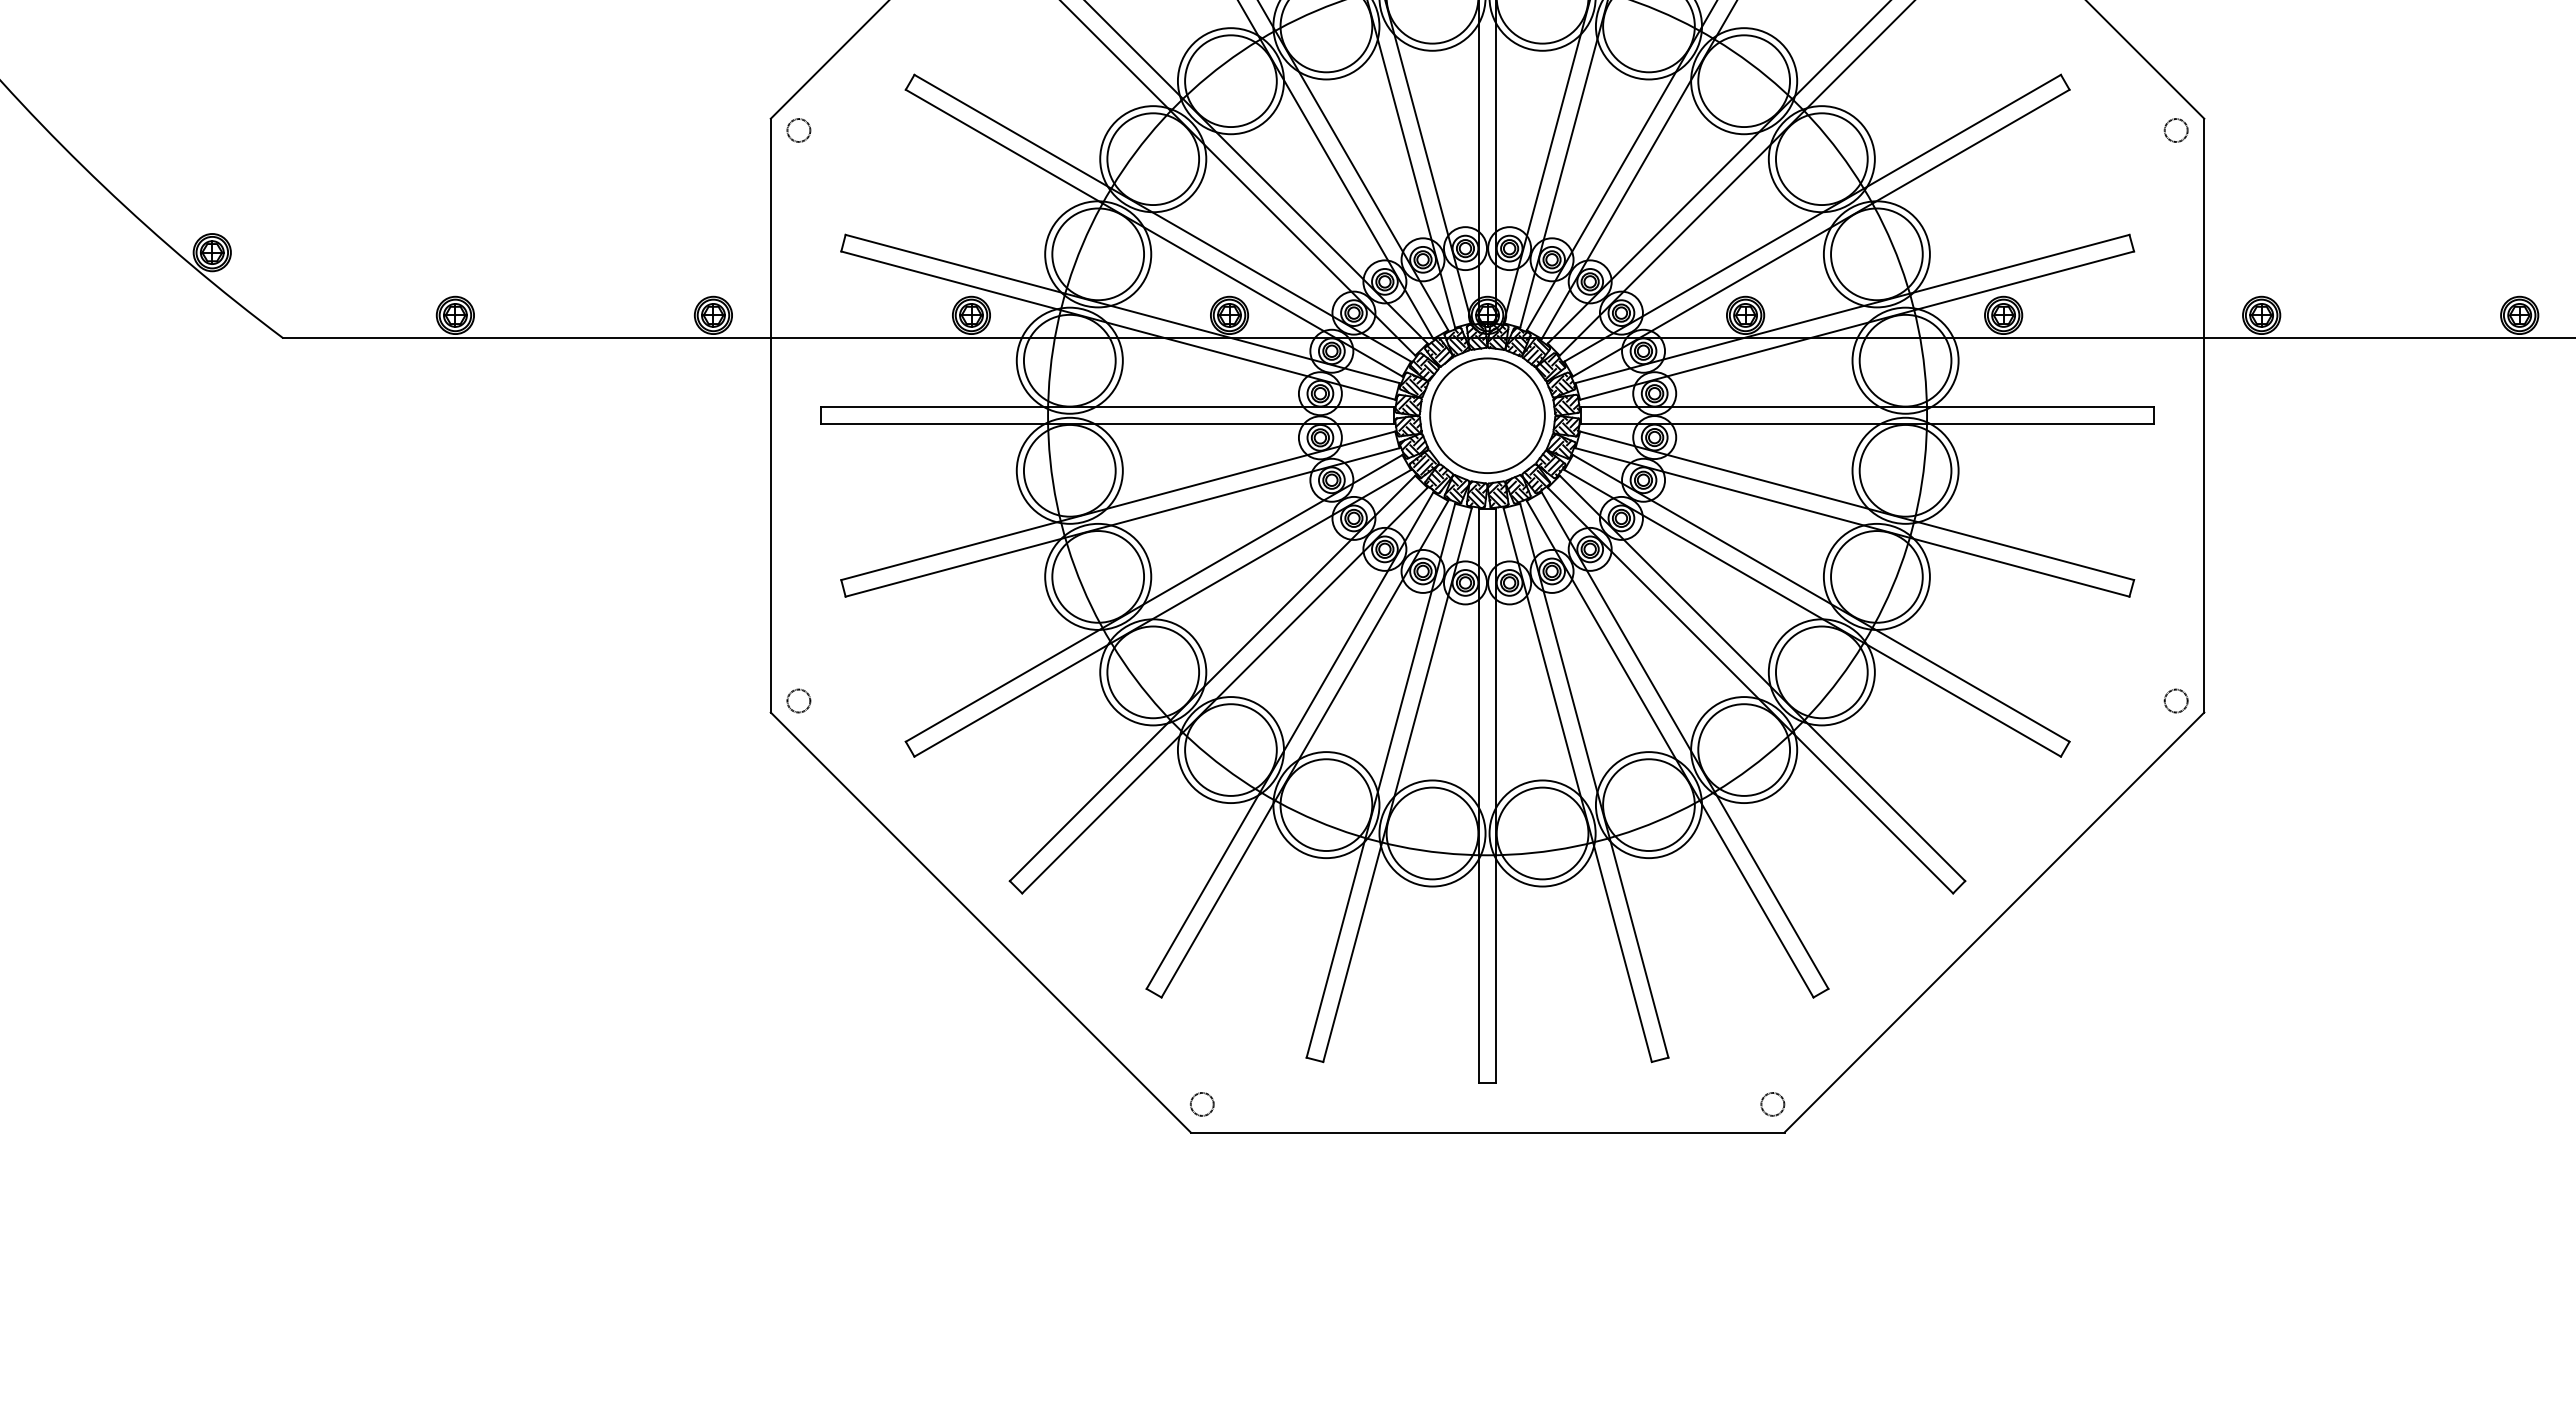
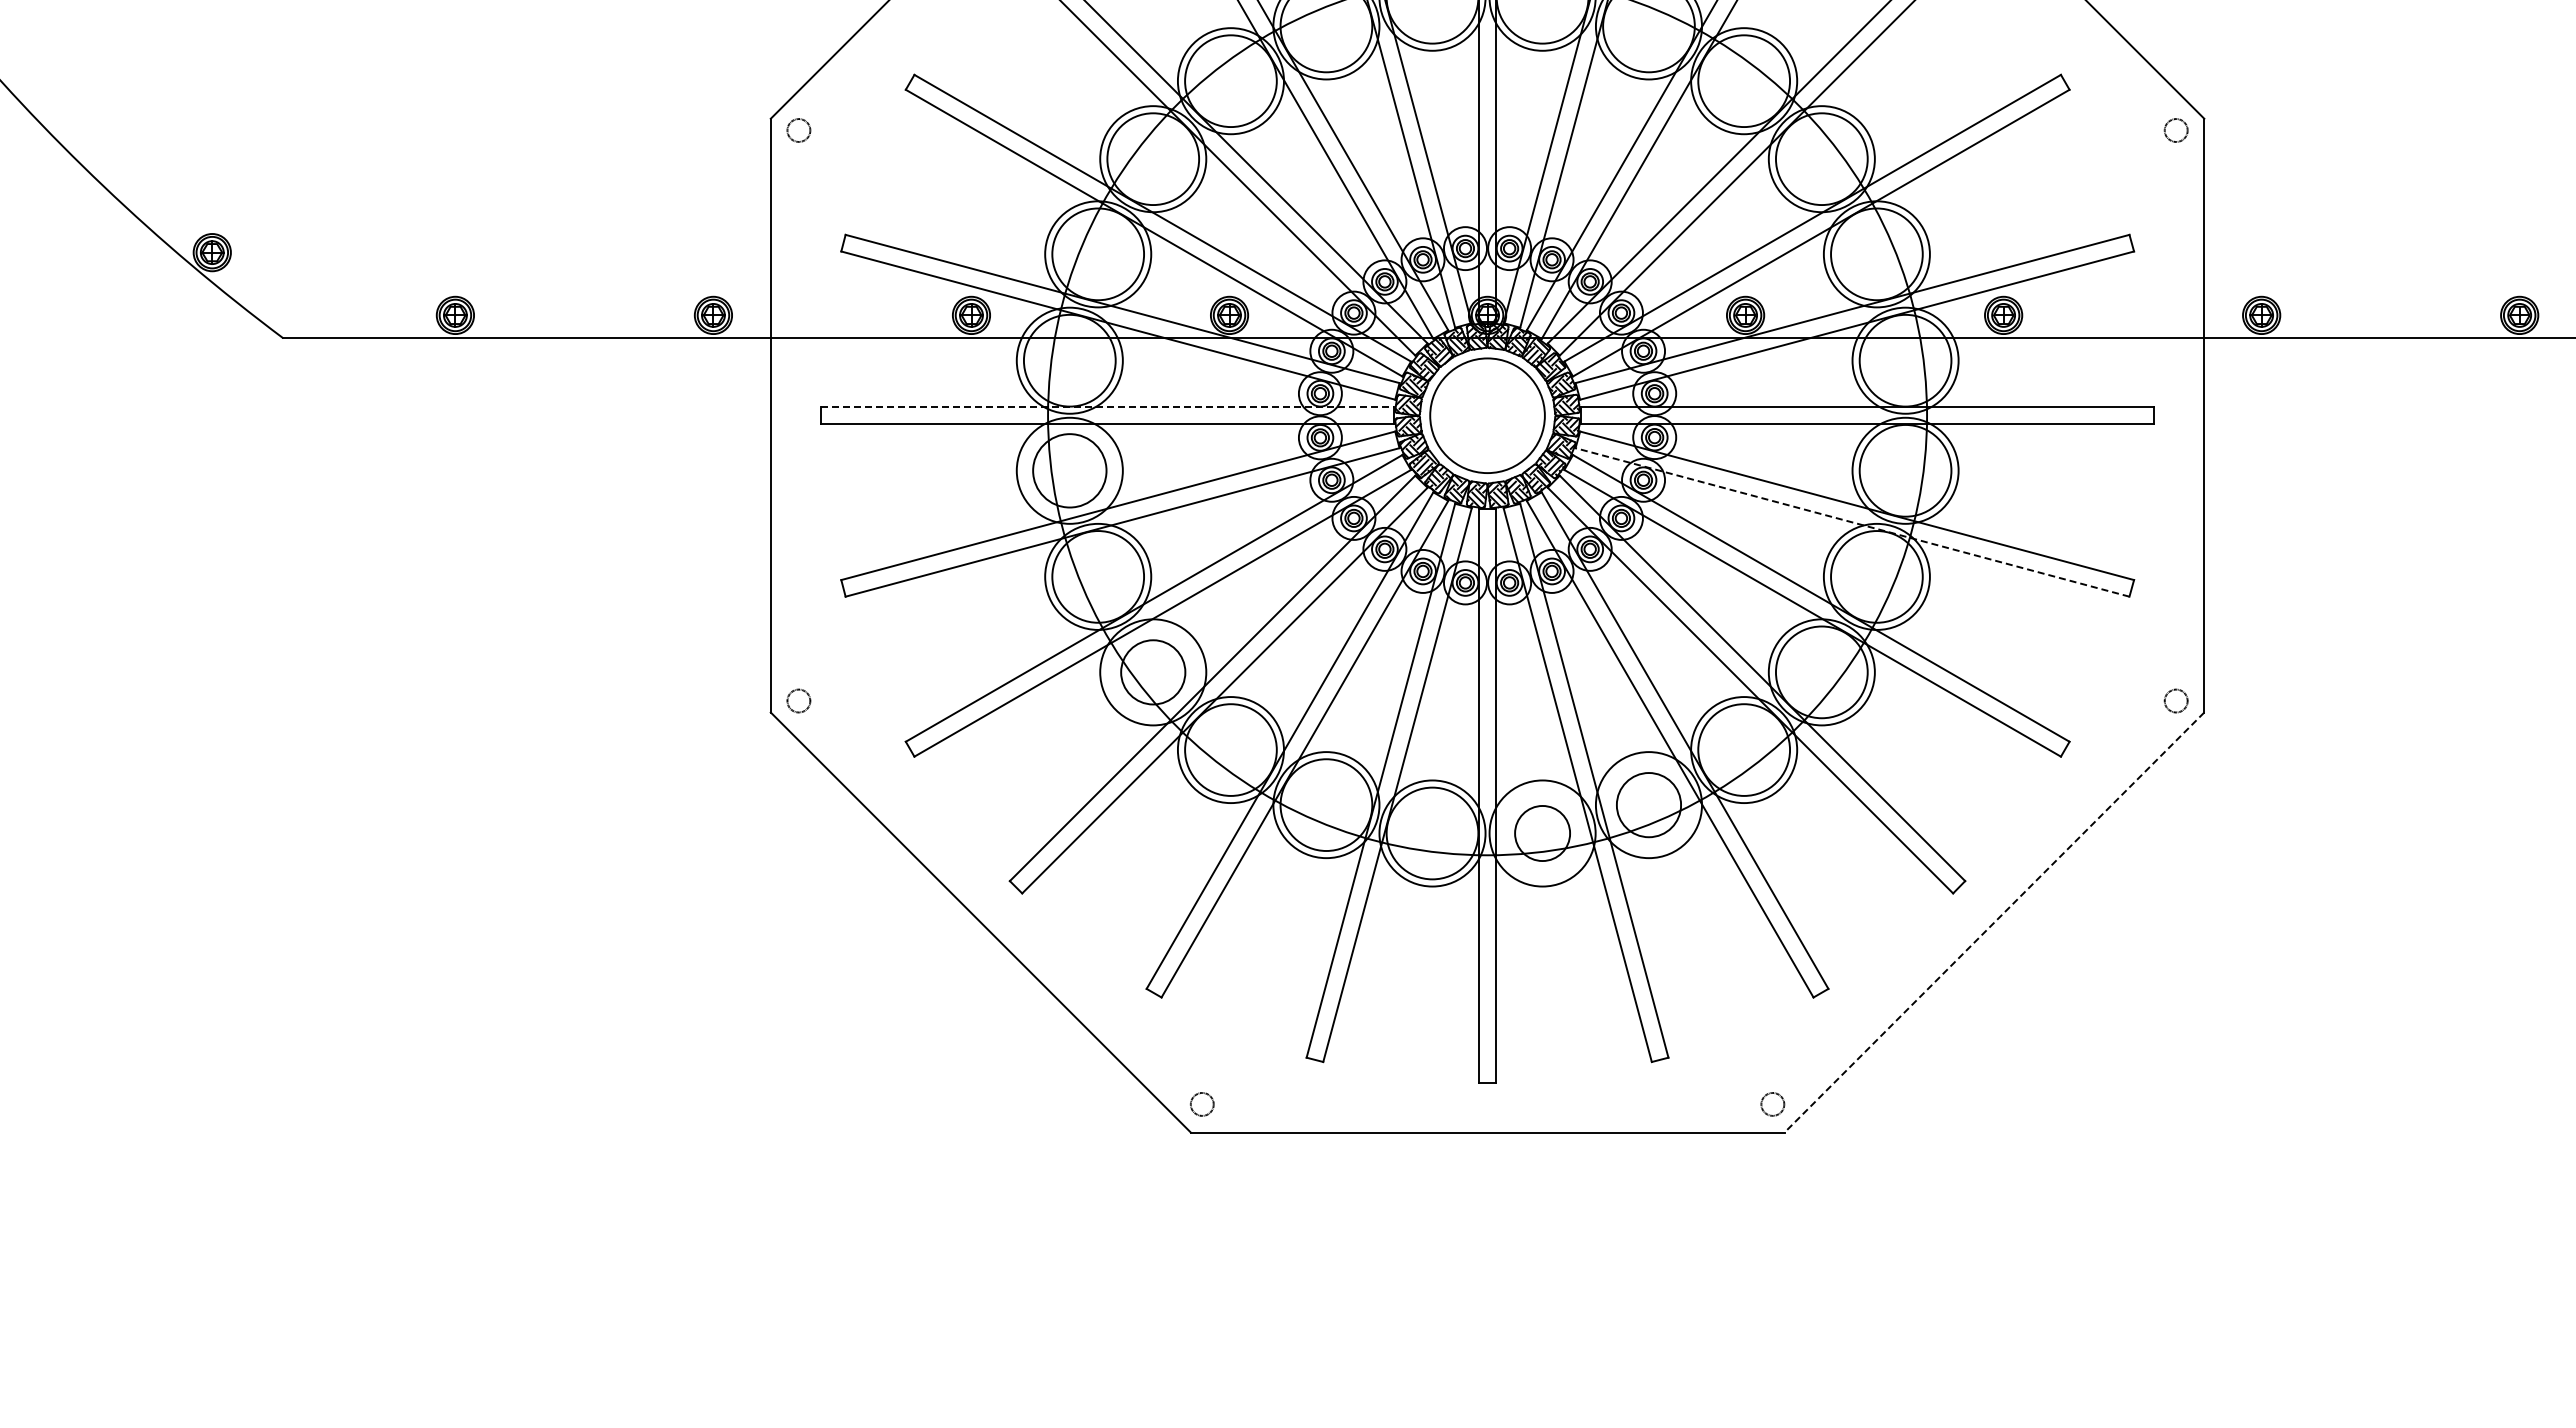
line: solid -> dashed (1107, 407)
circle diameter: 92 px -> 73 px (1069, 470)
line: solid -> dashed (1852, 522)
circle diameter: 92 px -> 64 px (1153, 672)
circle diameter: 92 px -> 64 px (1648, 805)
circle diameter: 92 px -> 55 px (1542, 833)
line: solid -> dashed (1994, 922)
